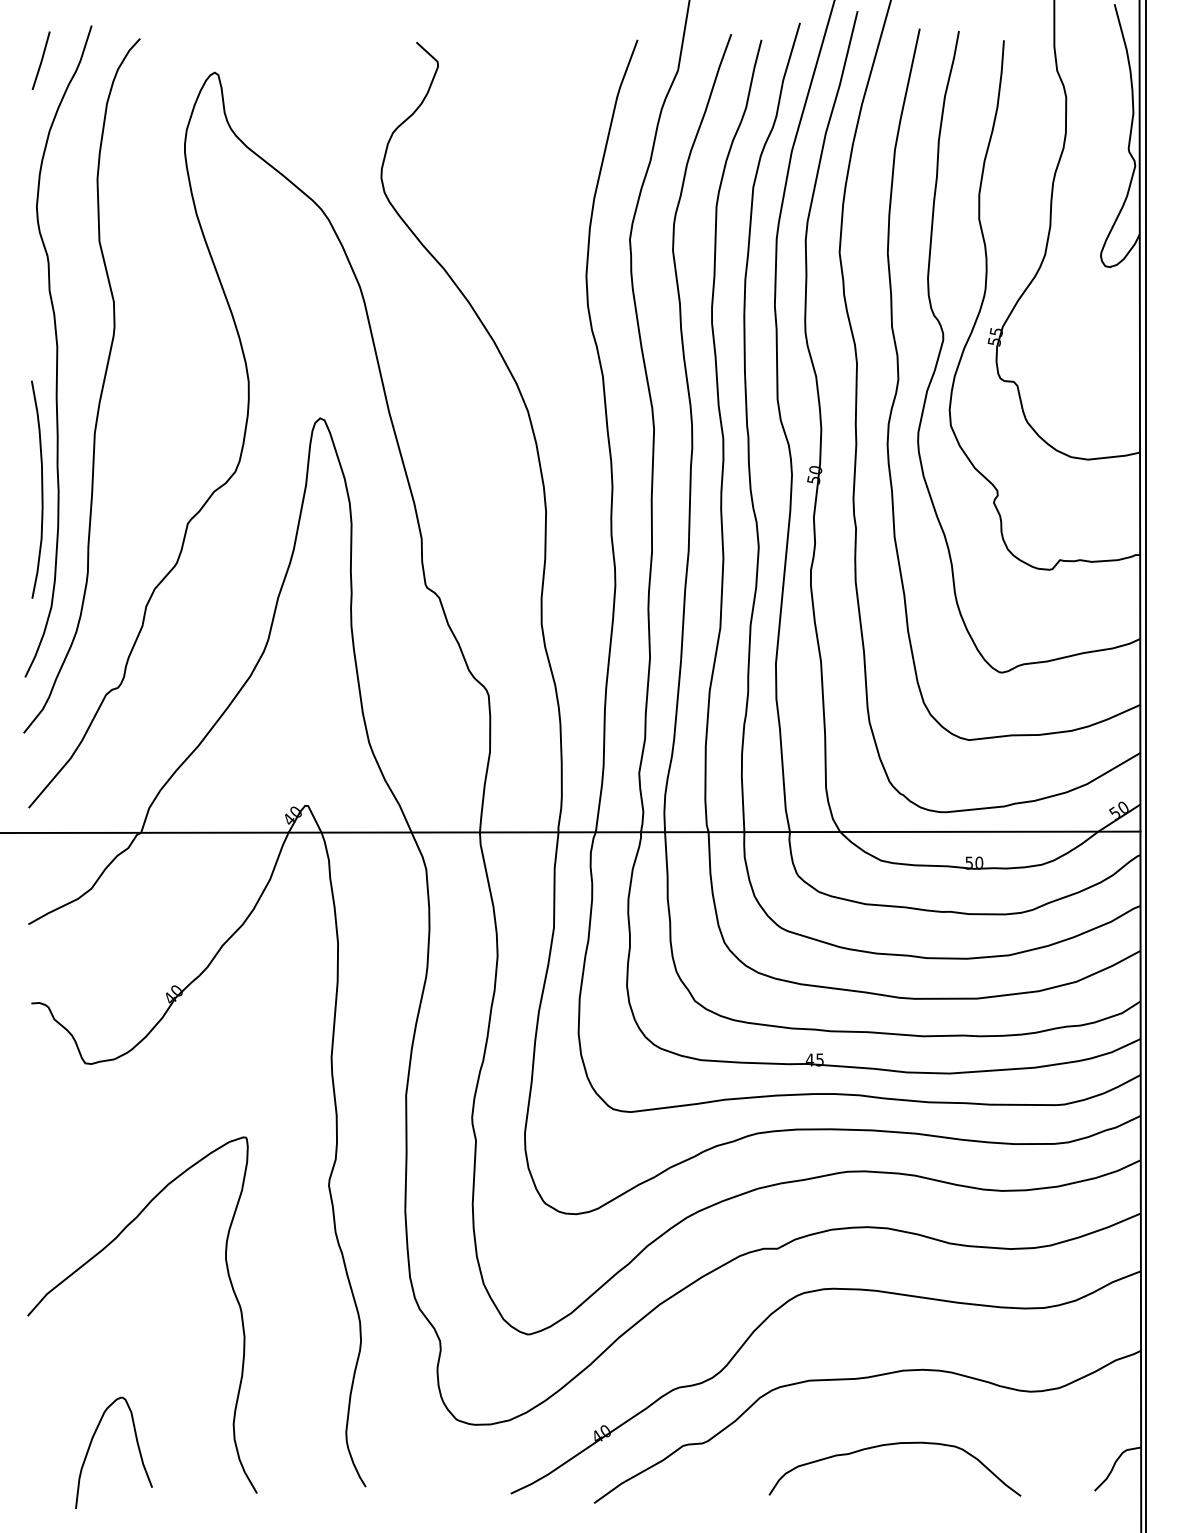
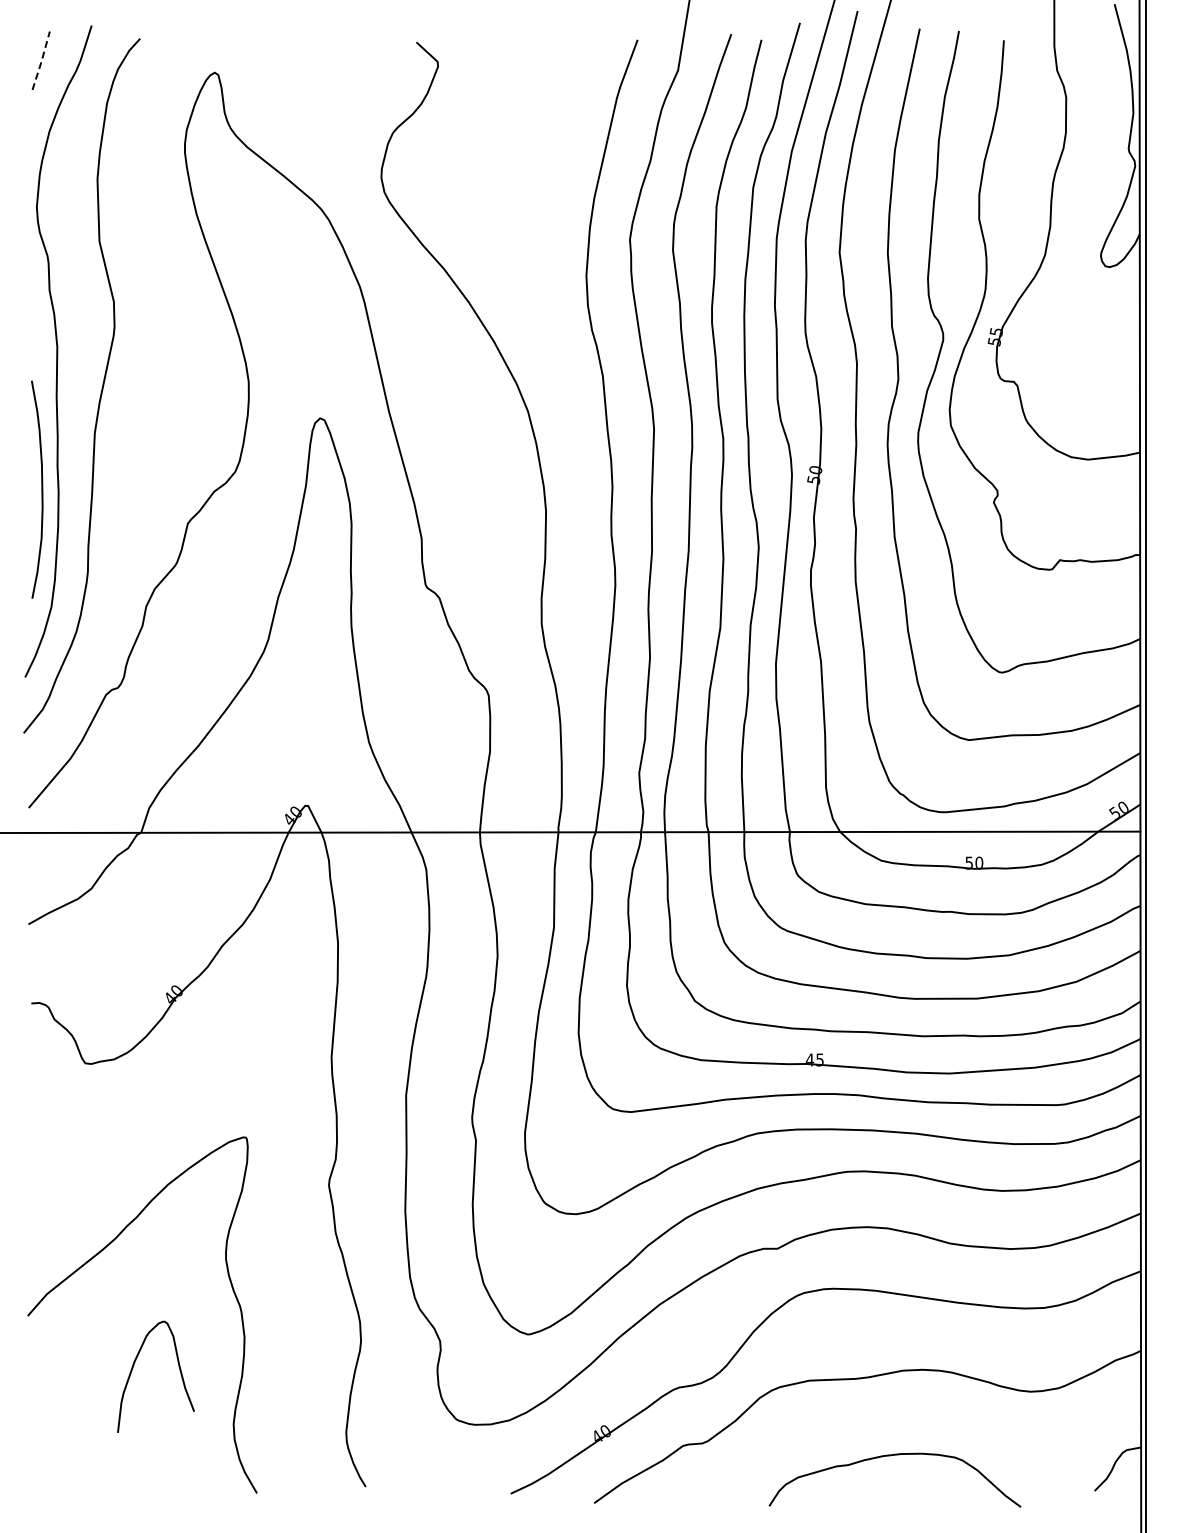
line: solid -> dashed (41, 61)
curve position: (91, 1444) -> (133, 1368) (133, 1368)
curve position: (890, 1445) -> (890, 1456) (890, 1456)
